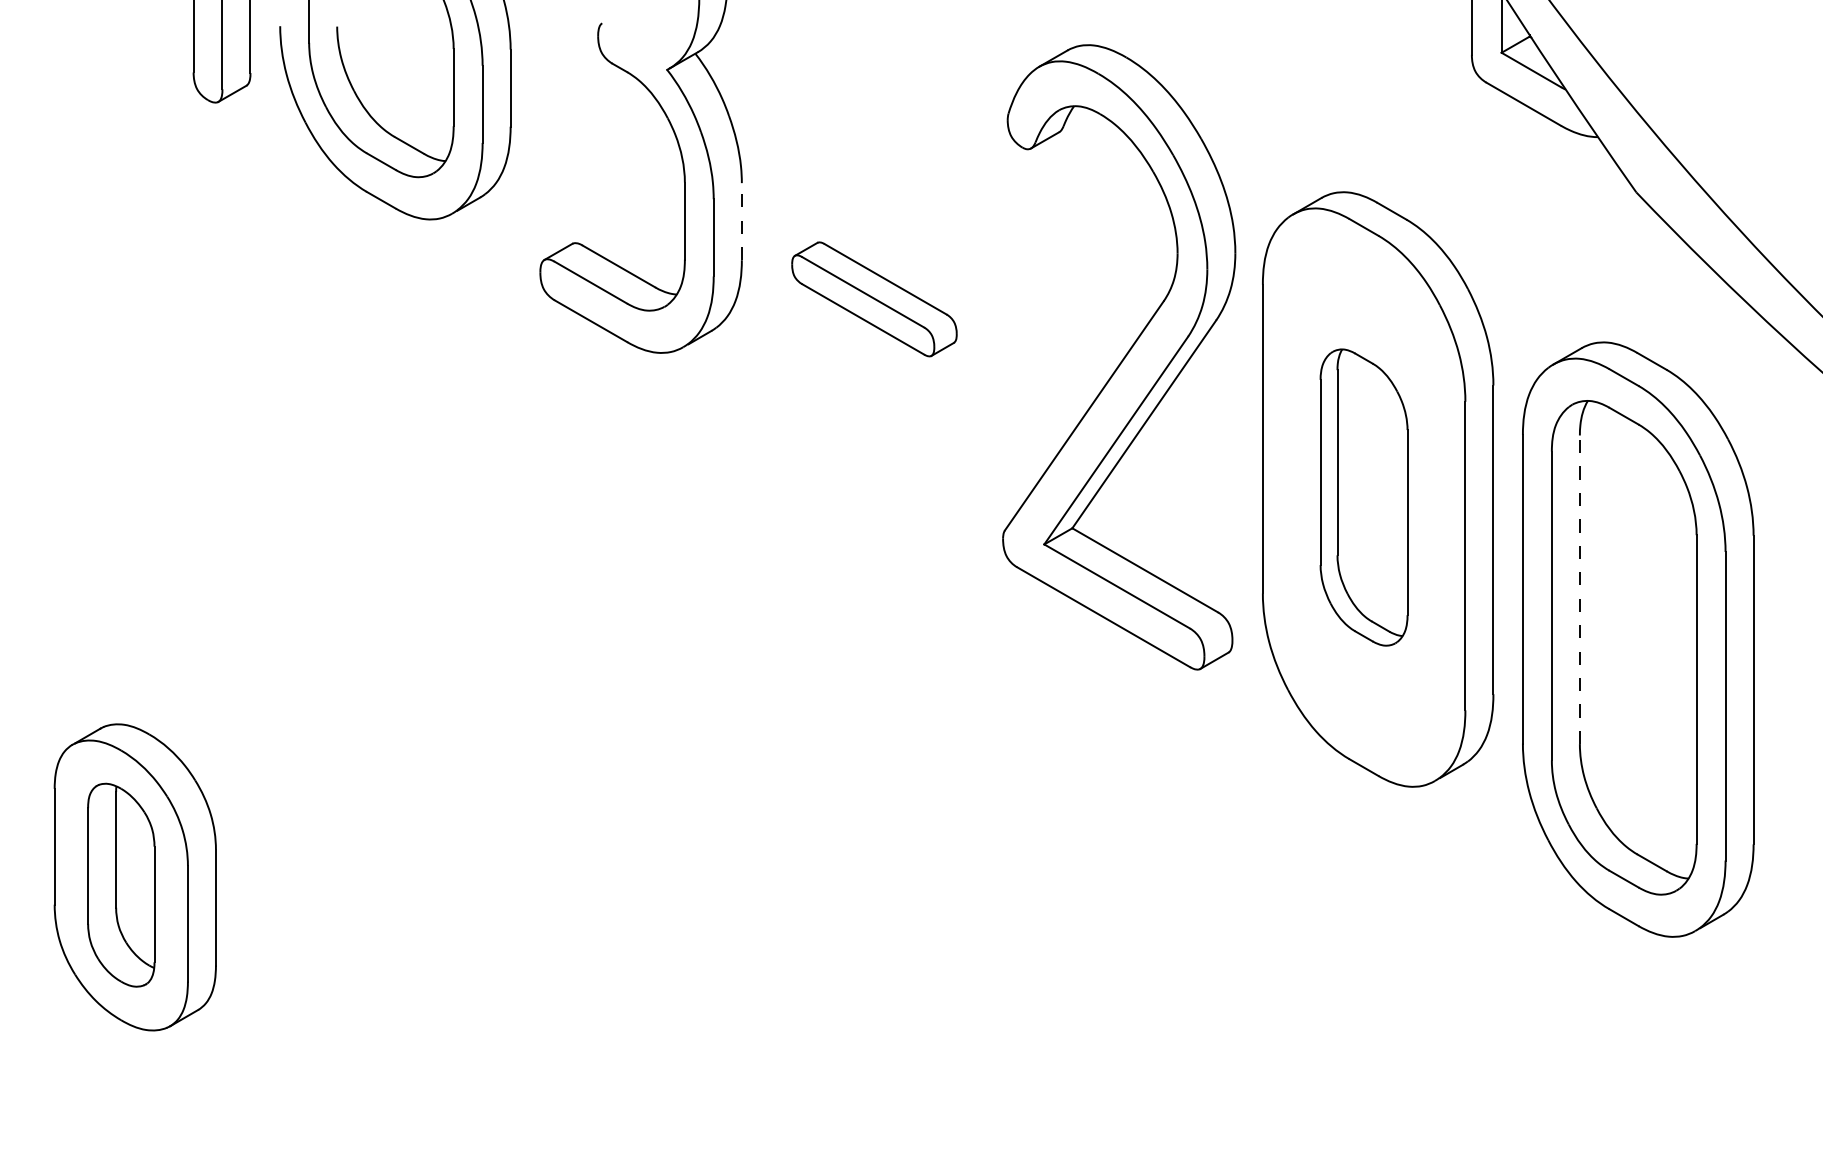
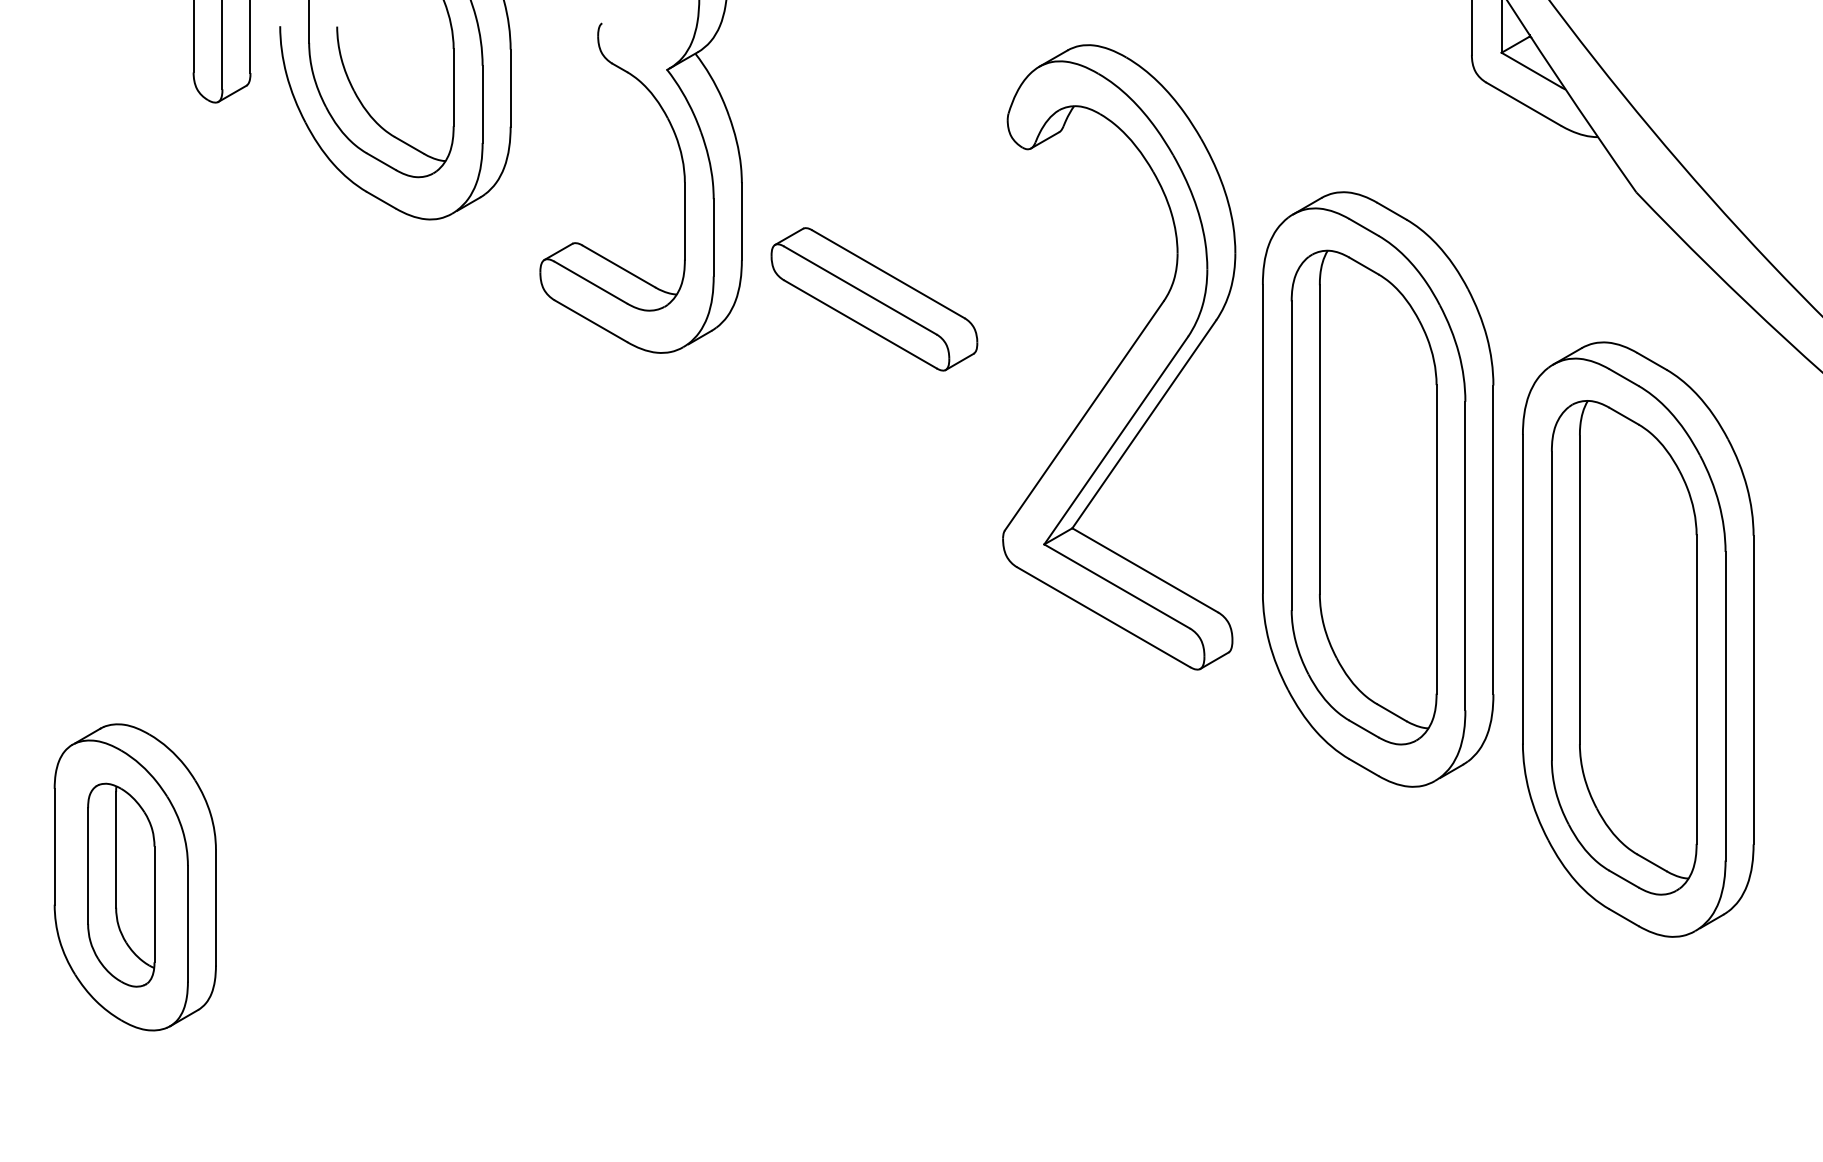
line: dashed -> solid (741, 221)
part size: 167x117 px -> 209x145 px (874, 299)
part size: 90x299 px -> 148x497 px (1363, 497)
line: dashed -> solid (1579, 589)
